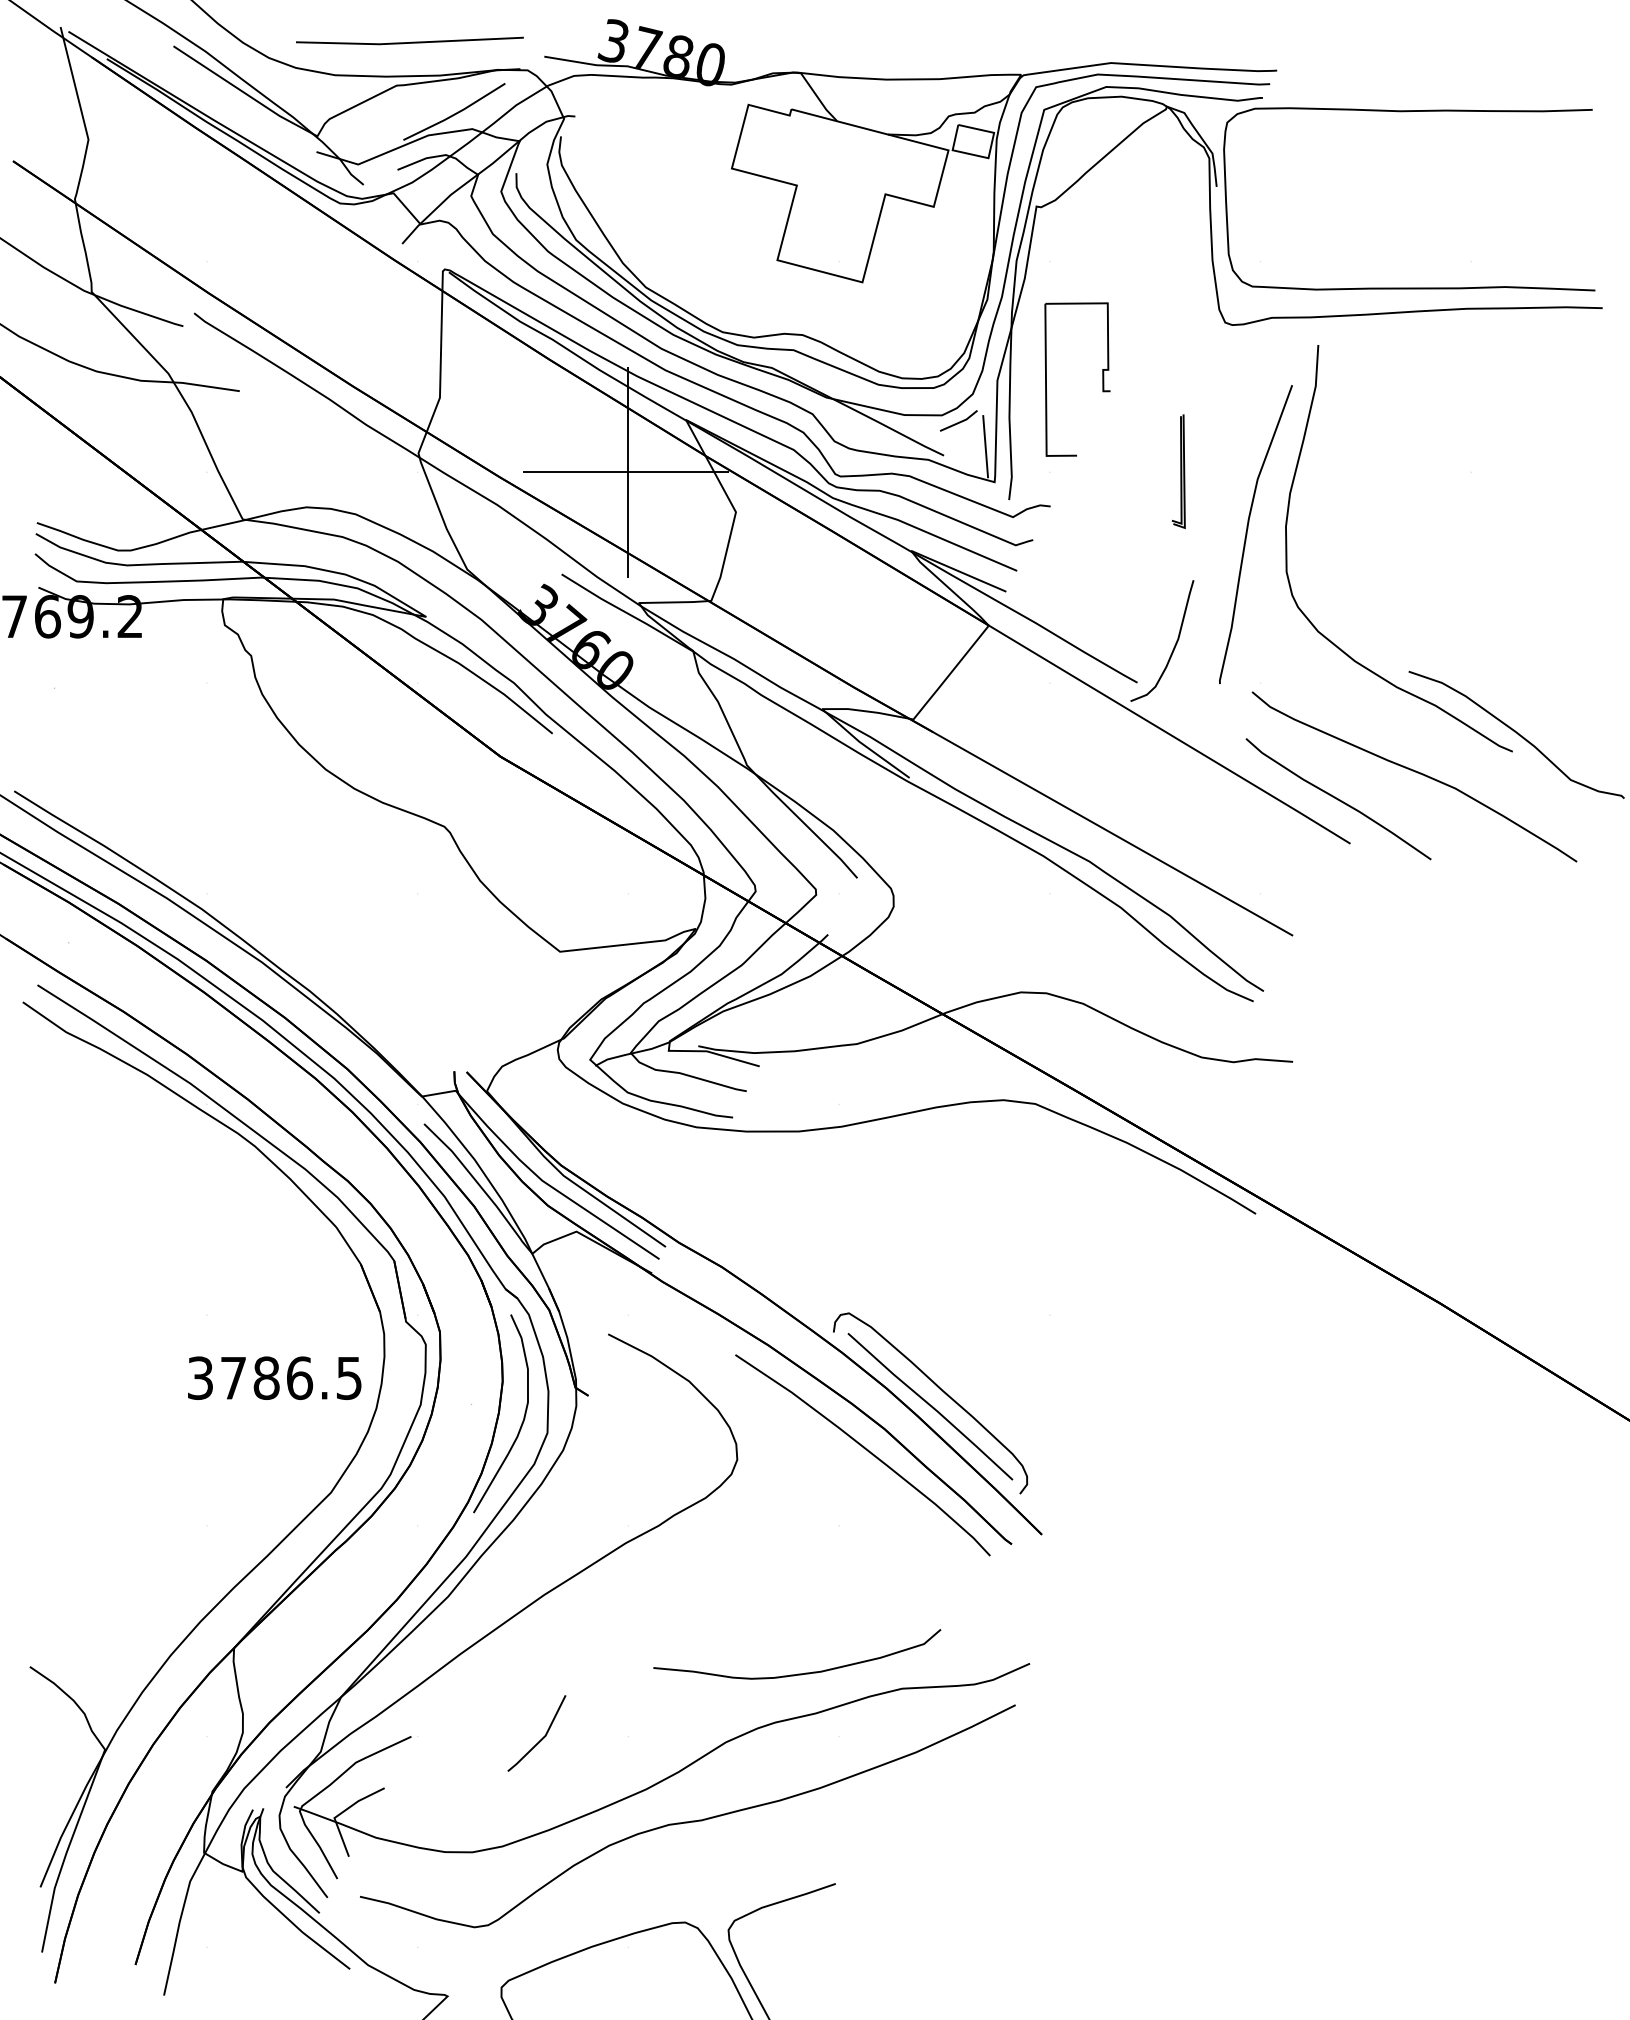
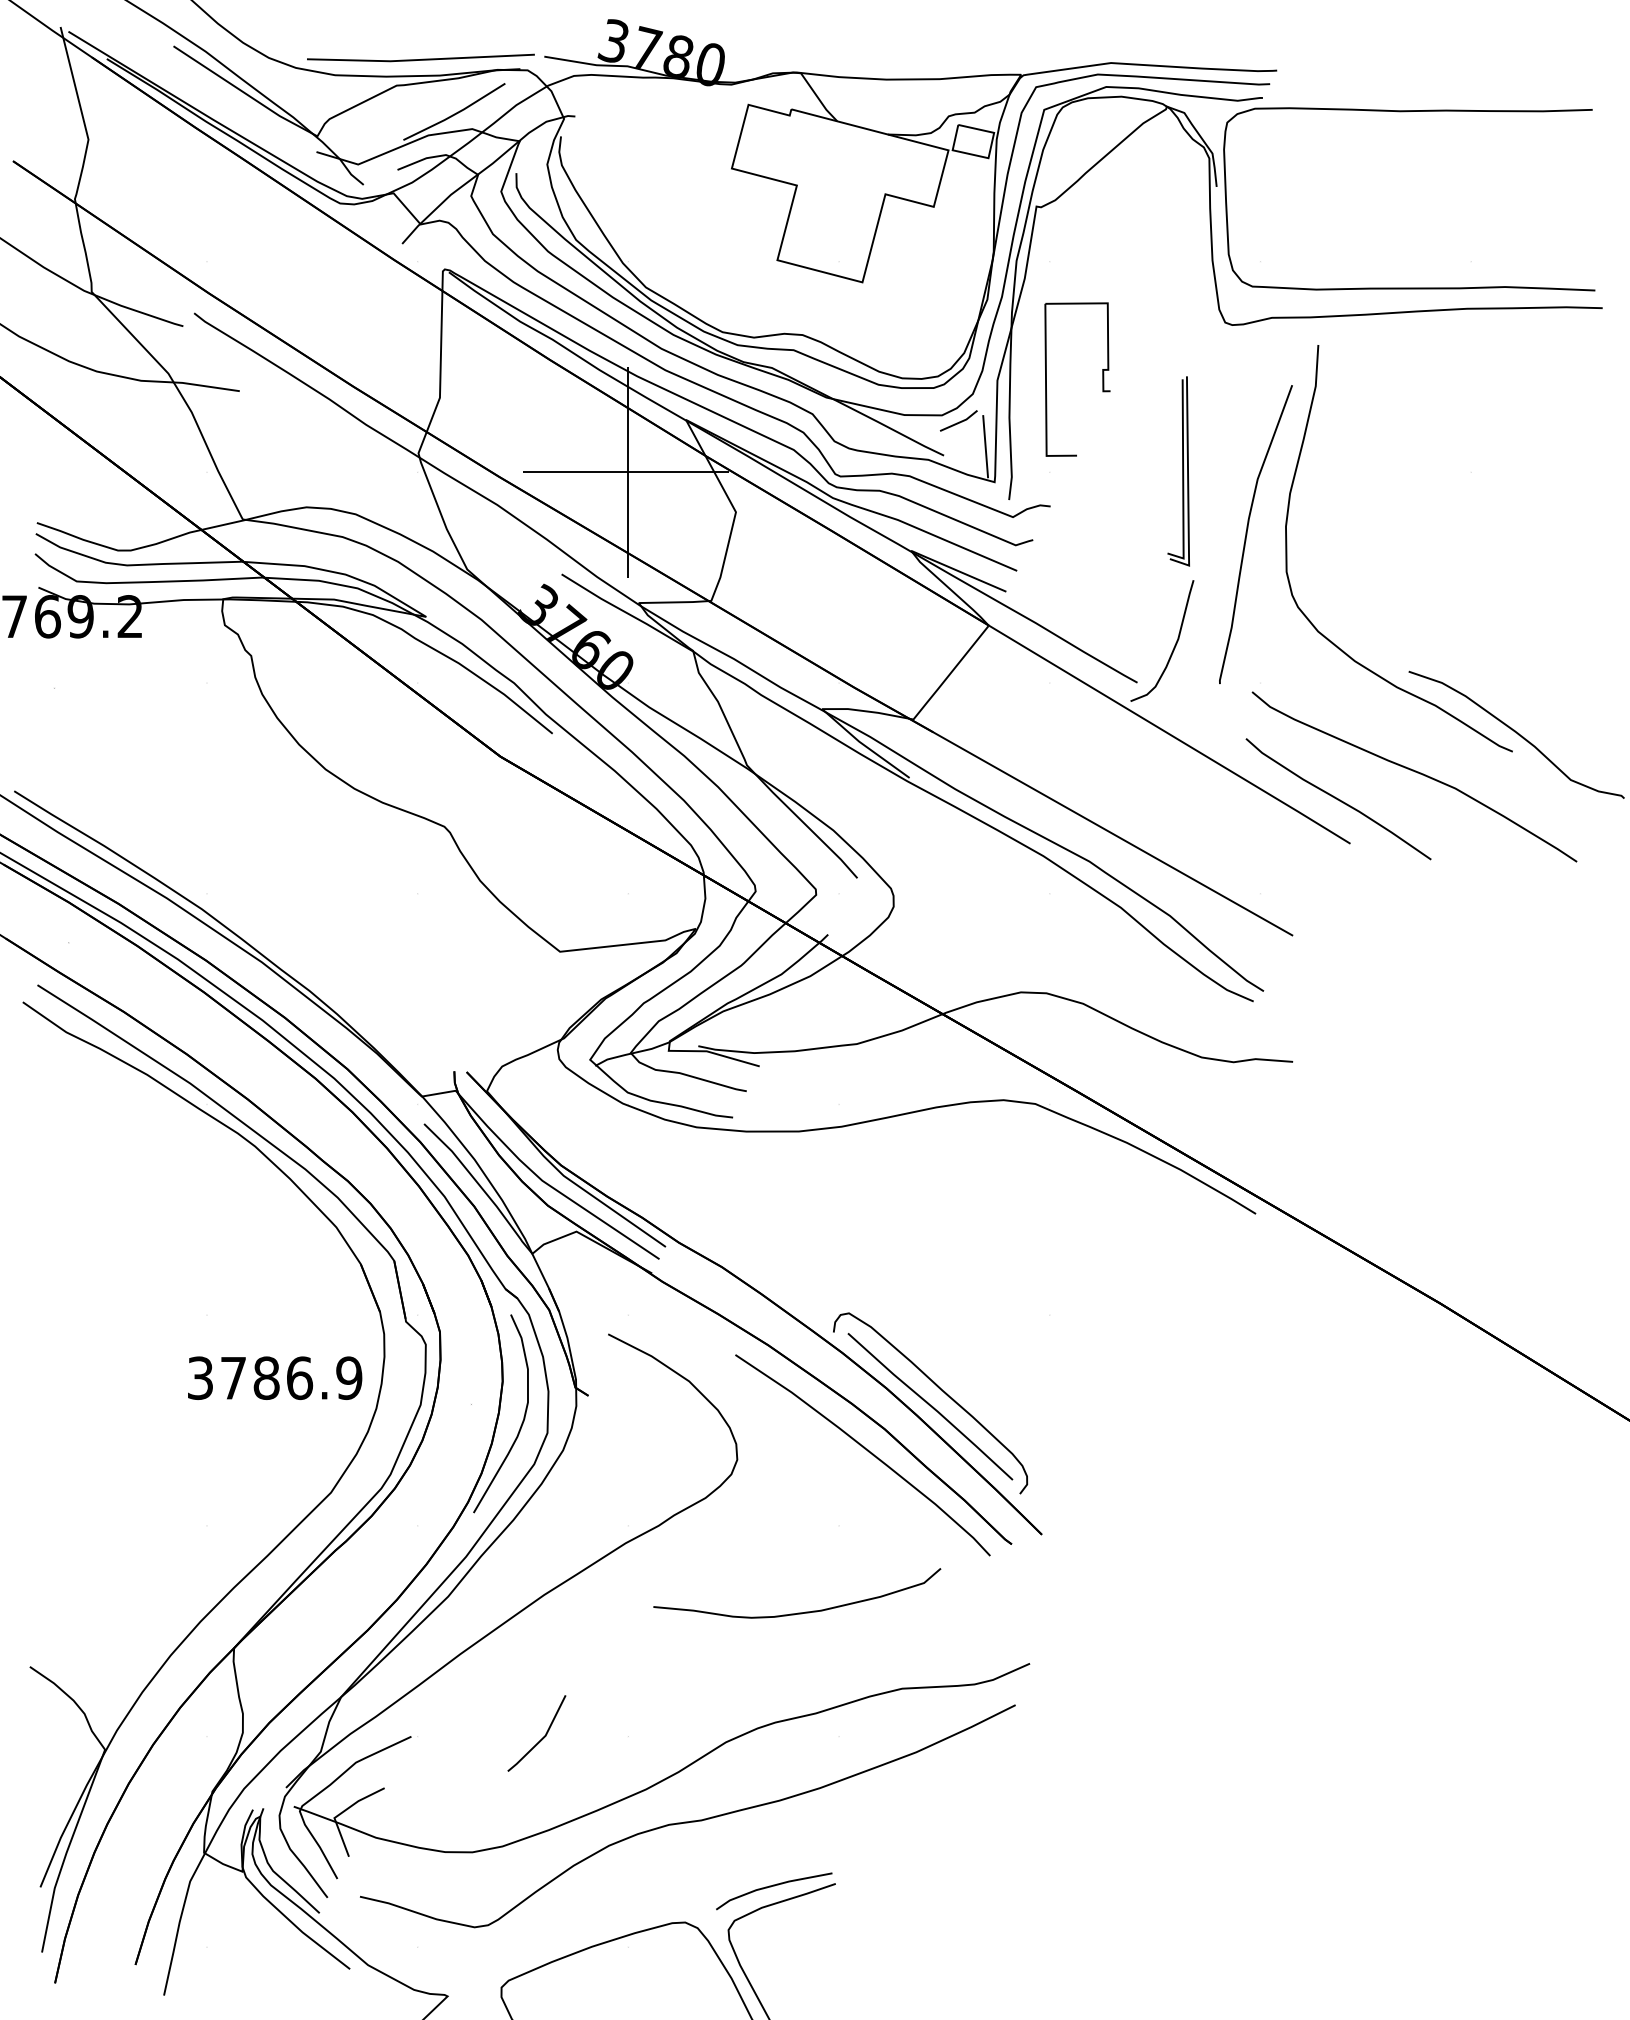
line position: (409, 42) -> (420, 59) (420, 59)
part size: 15x116 px -> 23x191 px (1178, 471)
text: 3786.5 -> 3786.9 (349, 1377)
curve position: (797, 1673) -> (797, 1612) (797, 1612)
line: none -> present (774, 1886)
